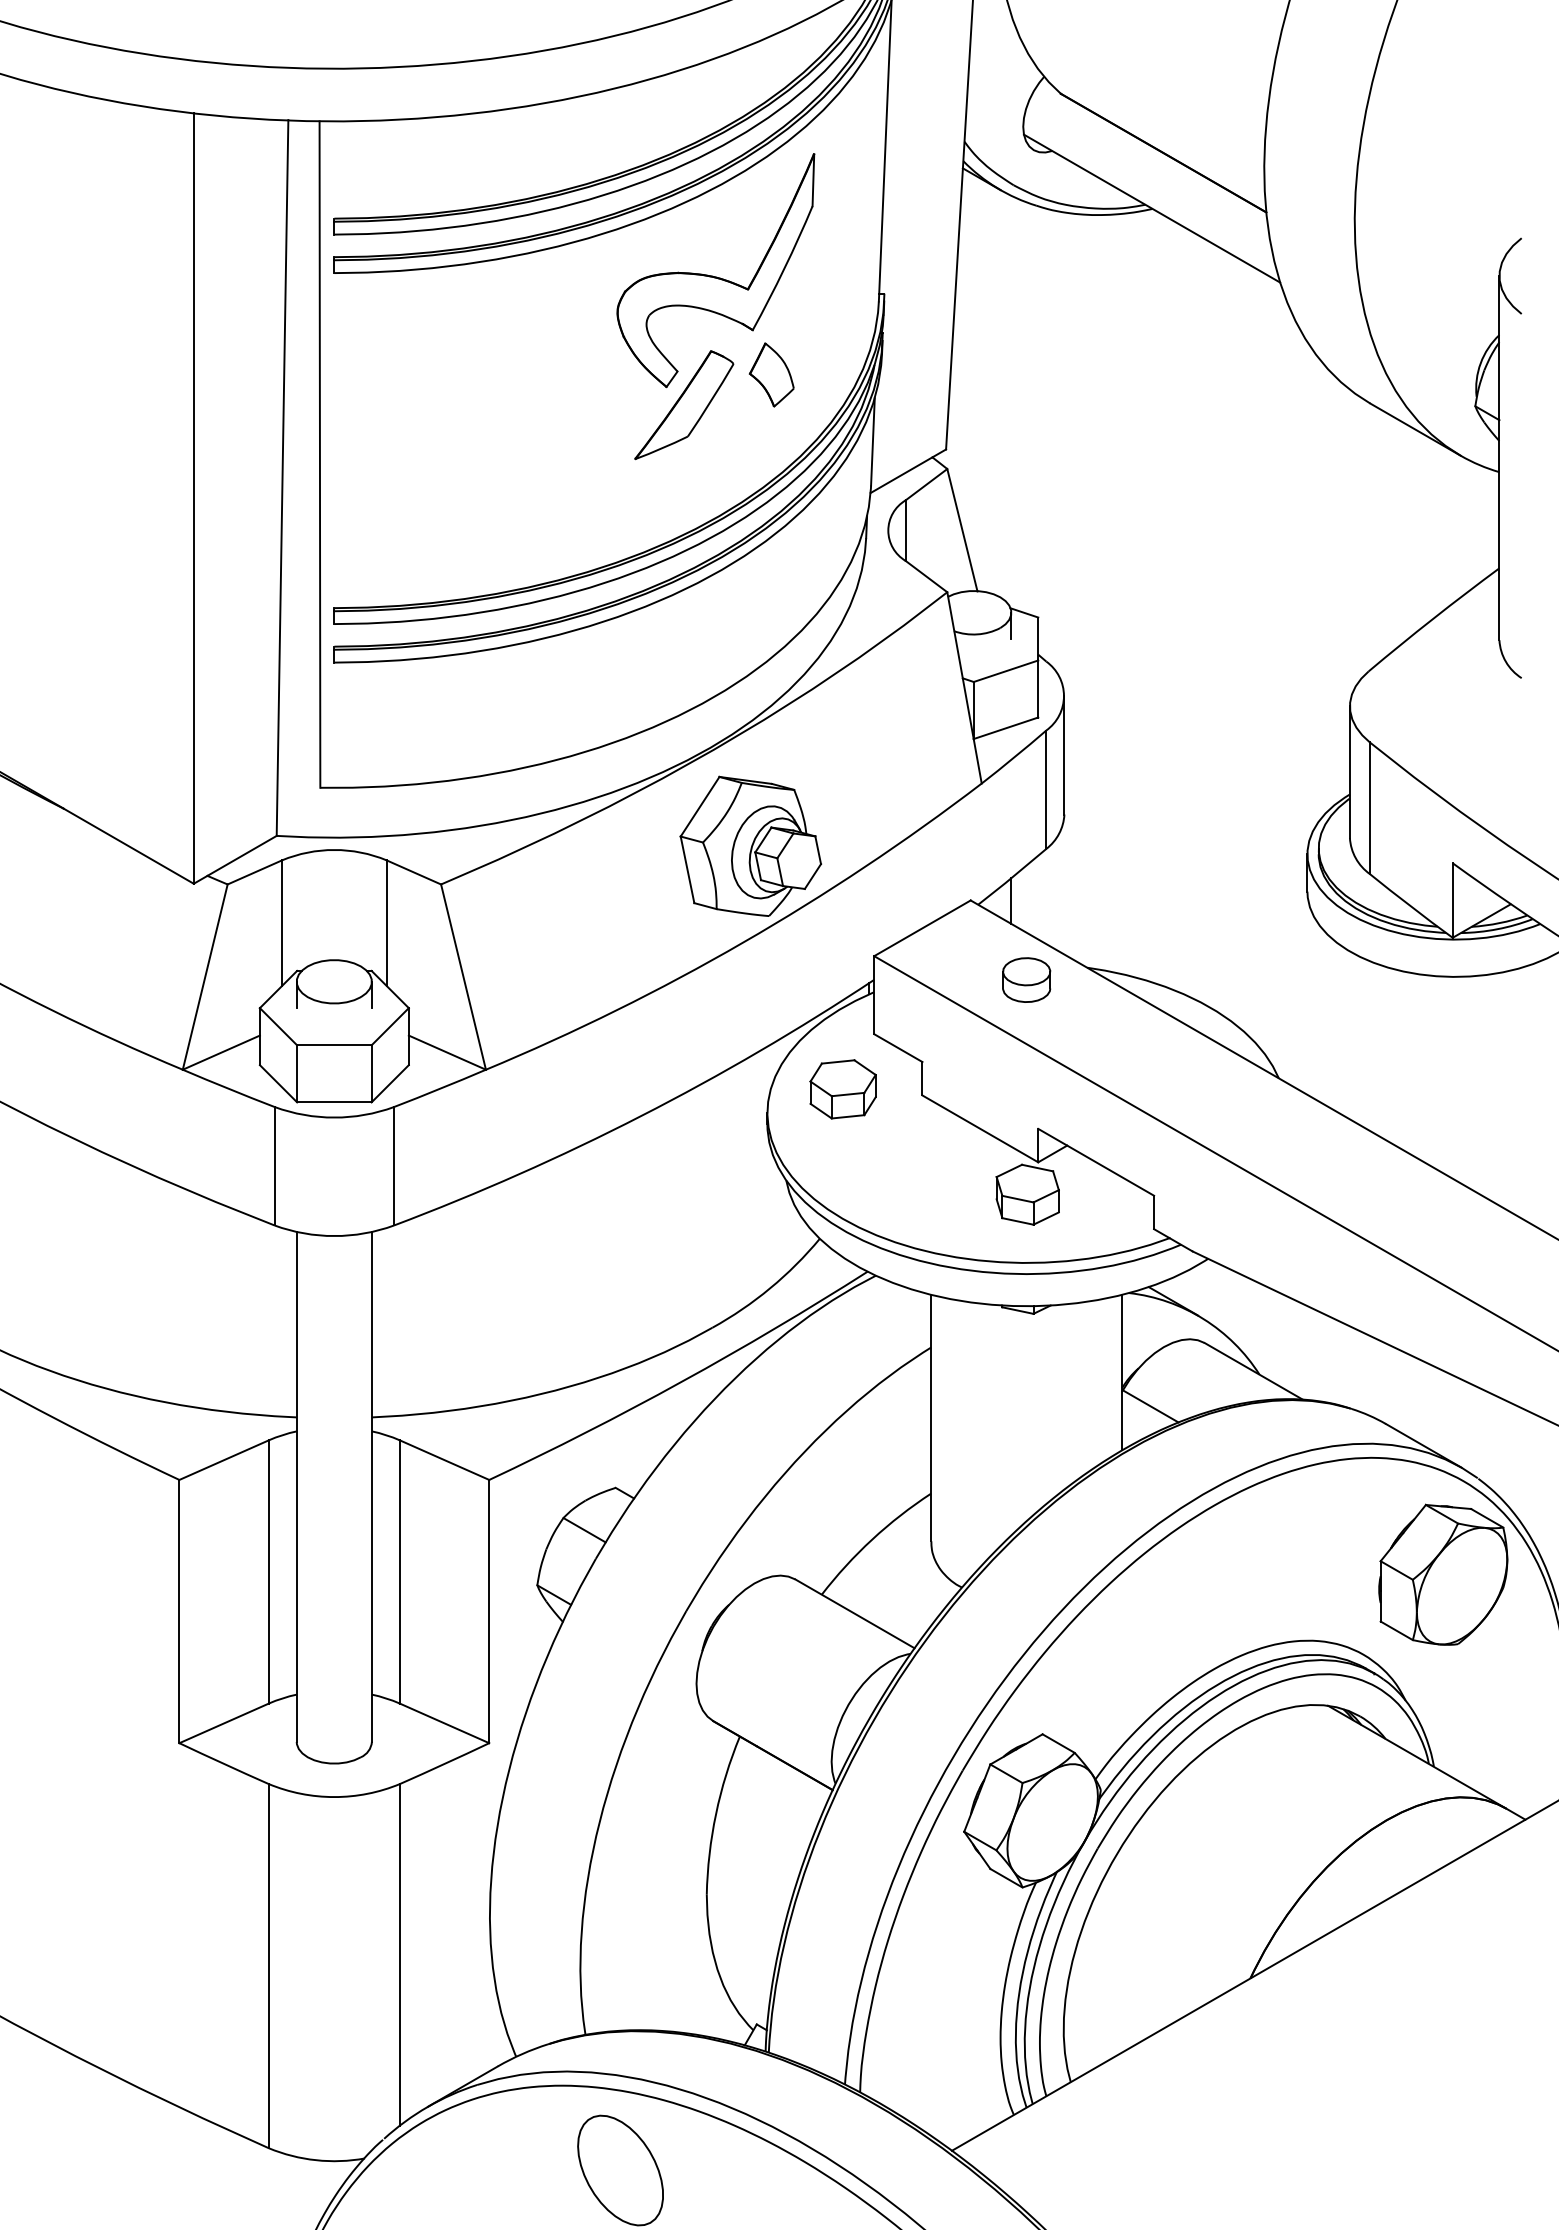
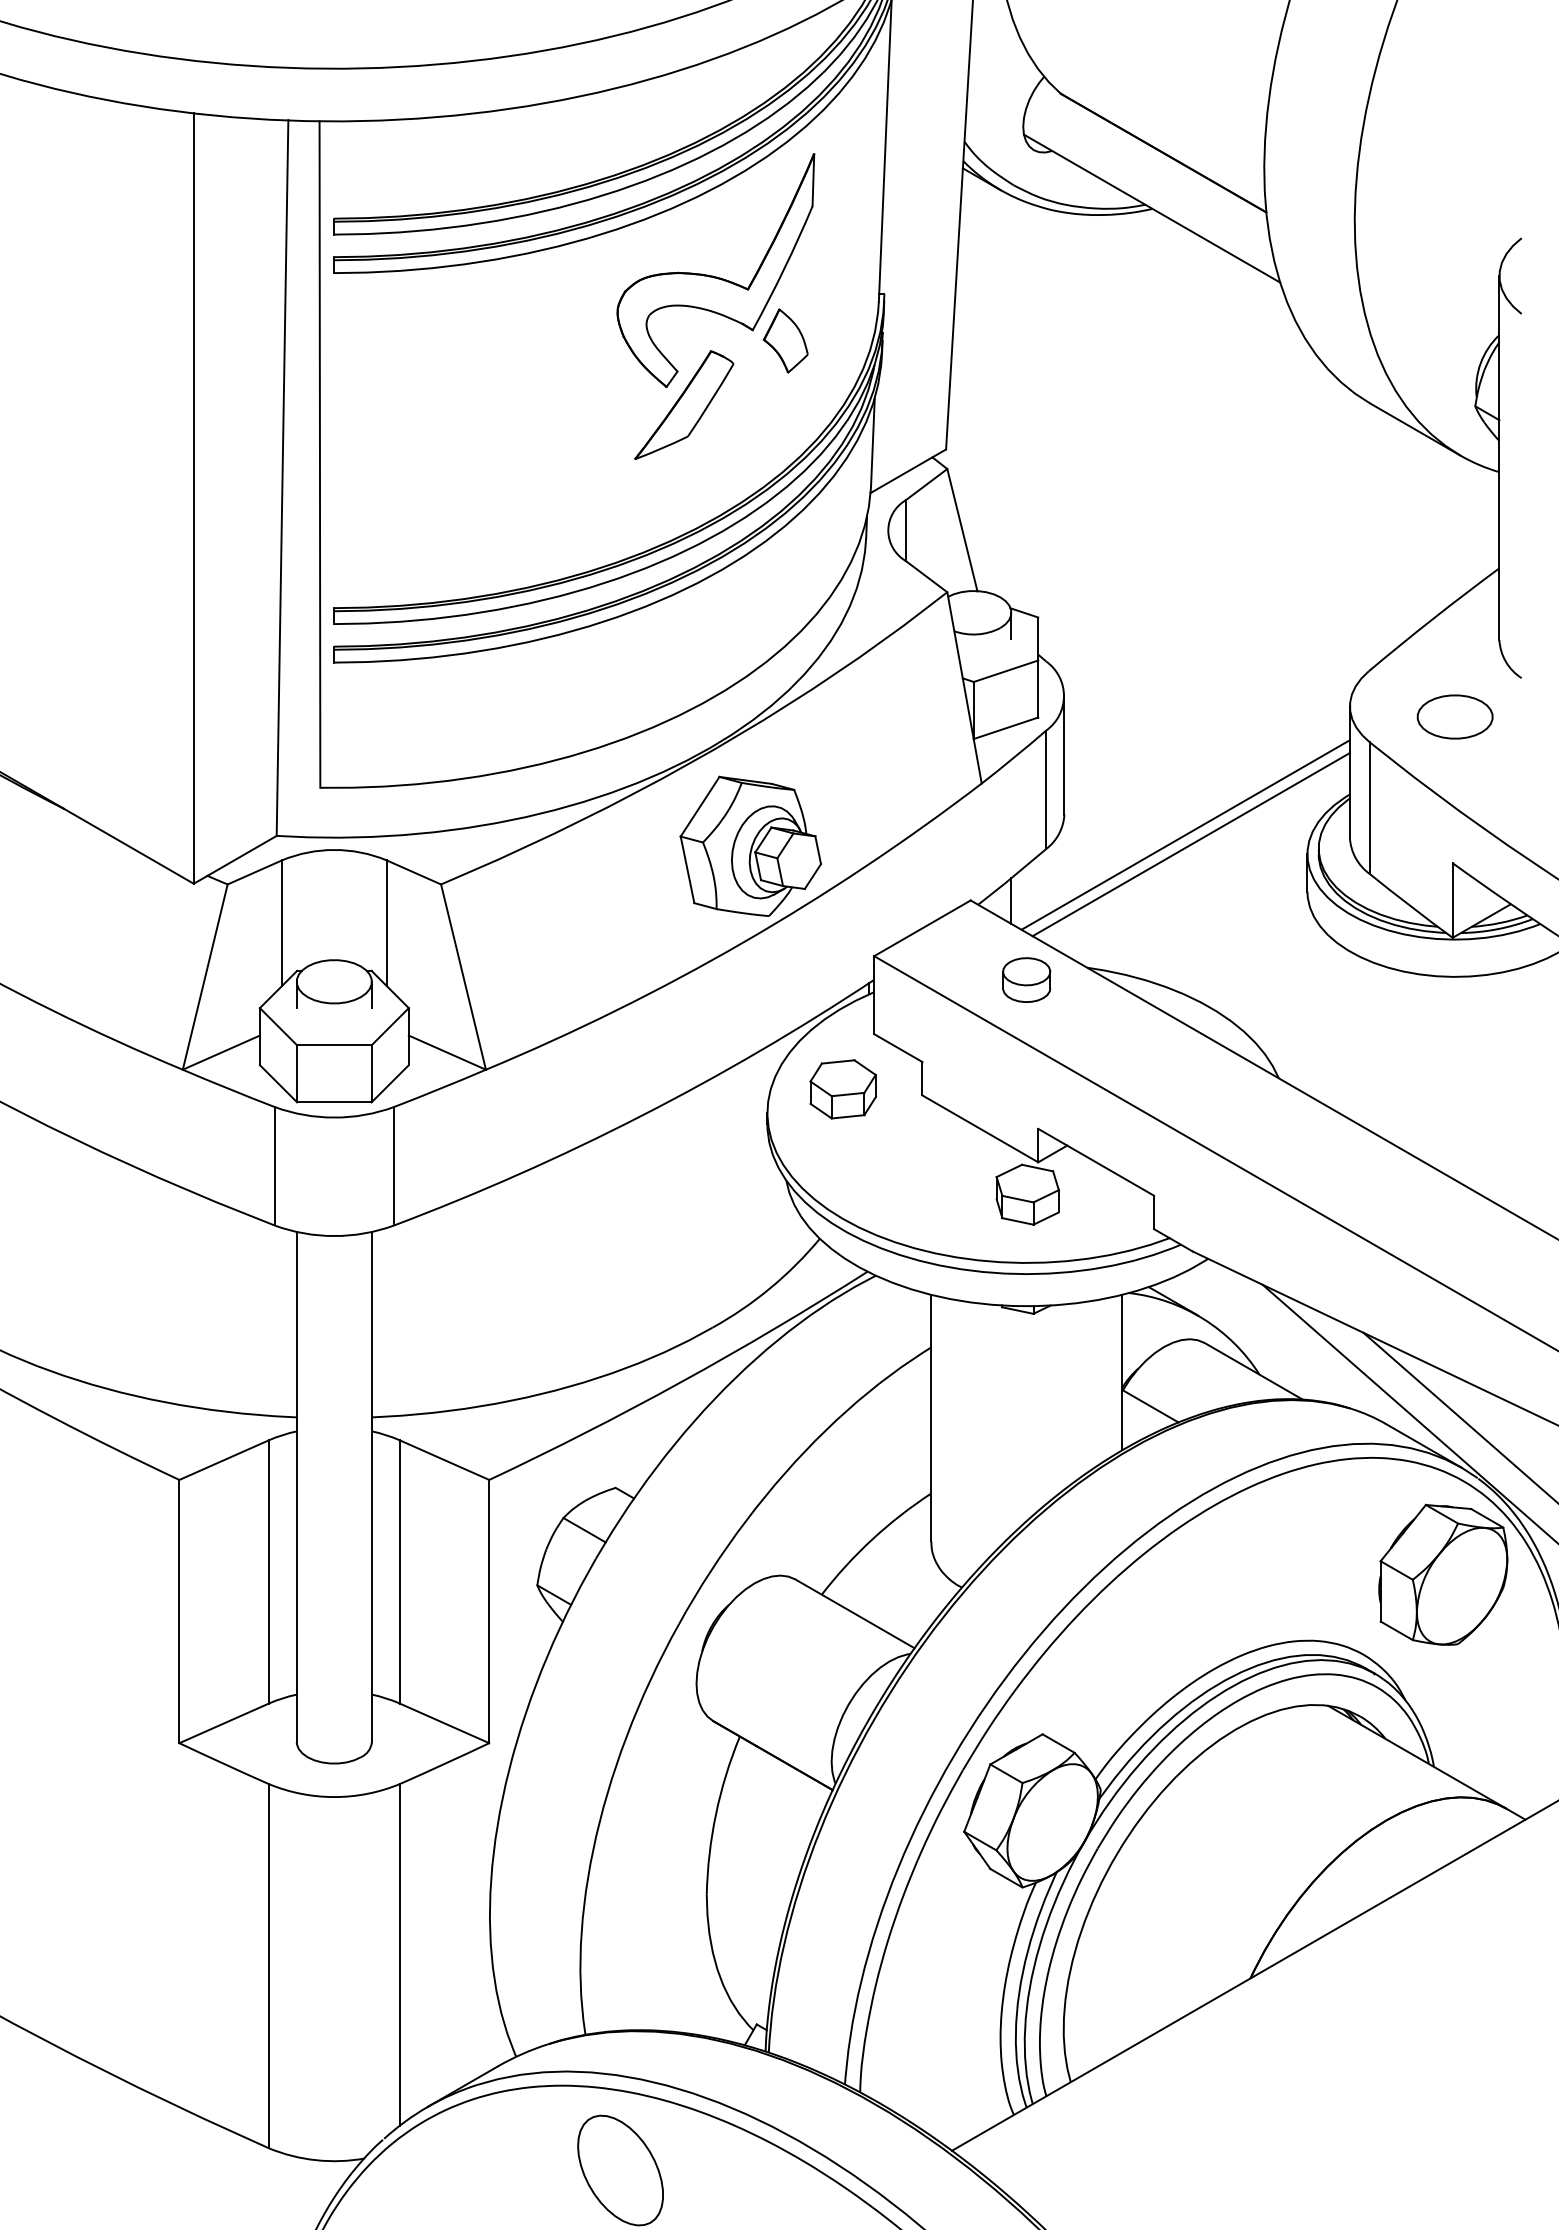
part position: (771, 374) -> (785, 340) (785, 340)
part: none -> present (1454, 716)
line: none -> present (1185, 834)
line: none -> present (1190, 844)
line: none -> present (1408, 1412)
line: none -> present (1459, 1416)
